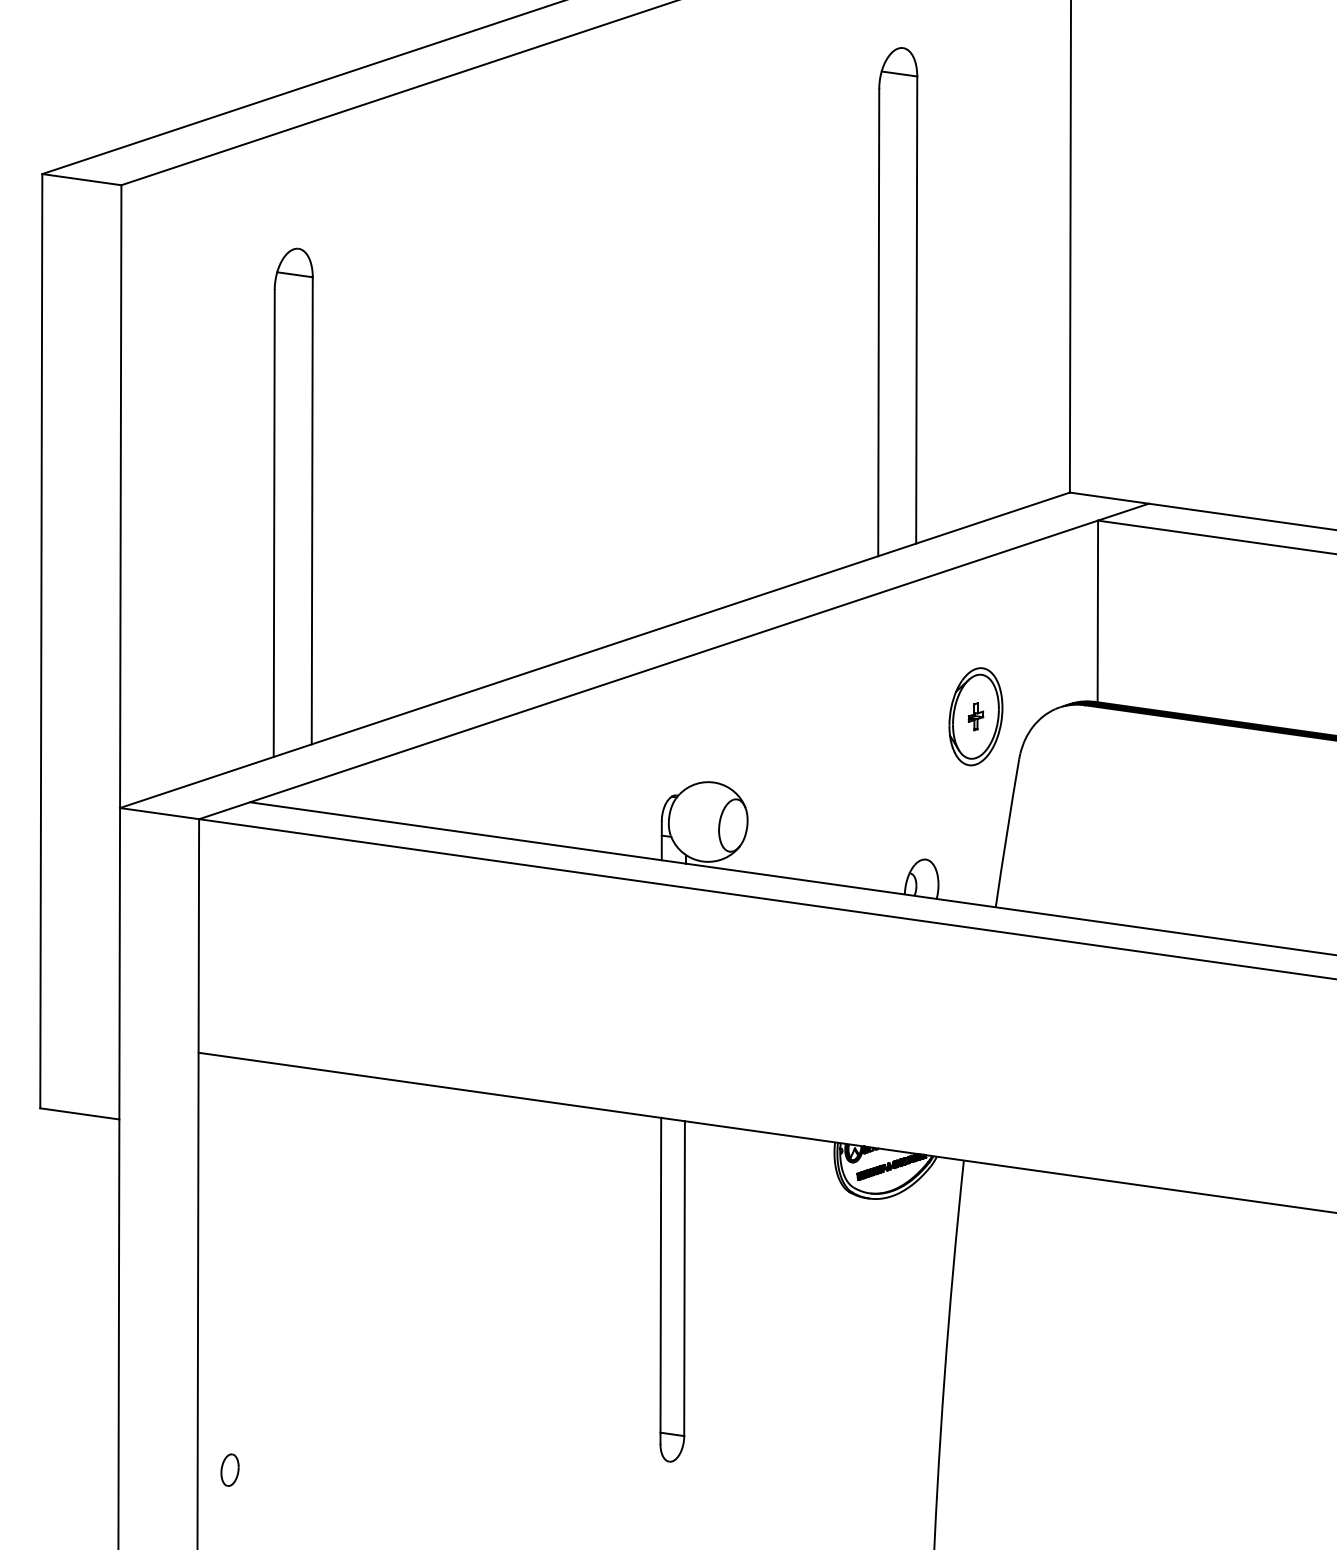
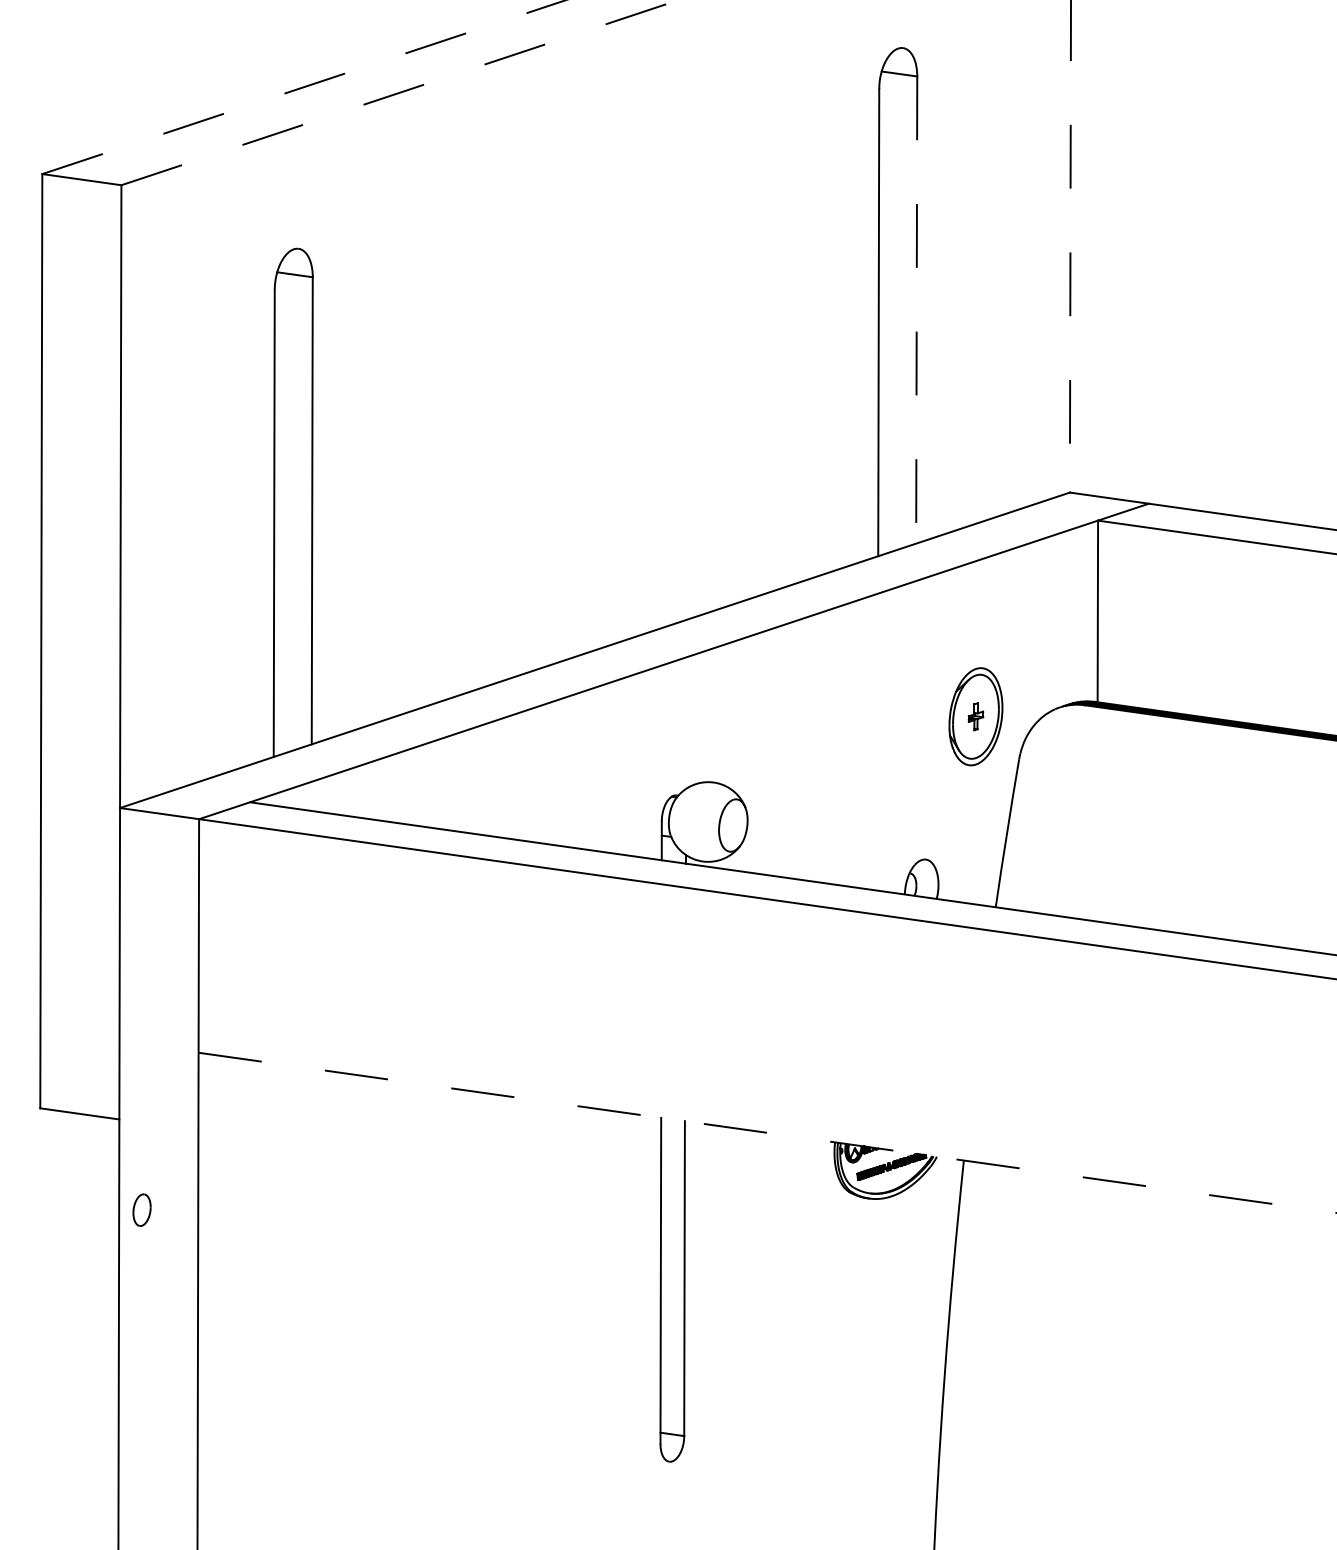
line: solid -> dashed (304, 87)
line: solid -> dashed (400, 92)
line: solid -> dashed (1070, 246)
line: solid -> dashed (916, 310)
line: solid -> dashed (767, 1132)
part position: (229, 1469) -> (141, 1209) (141, 1209)
